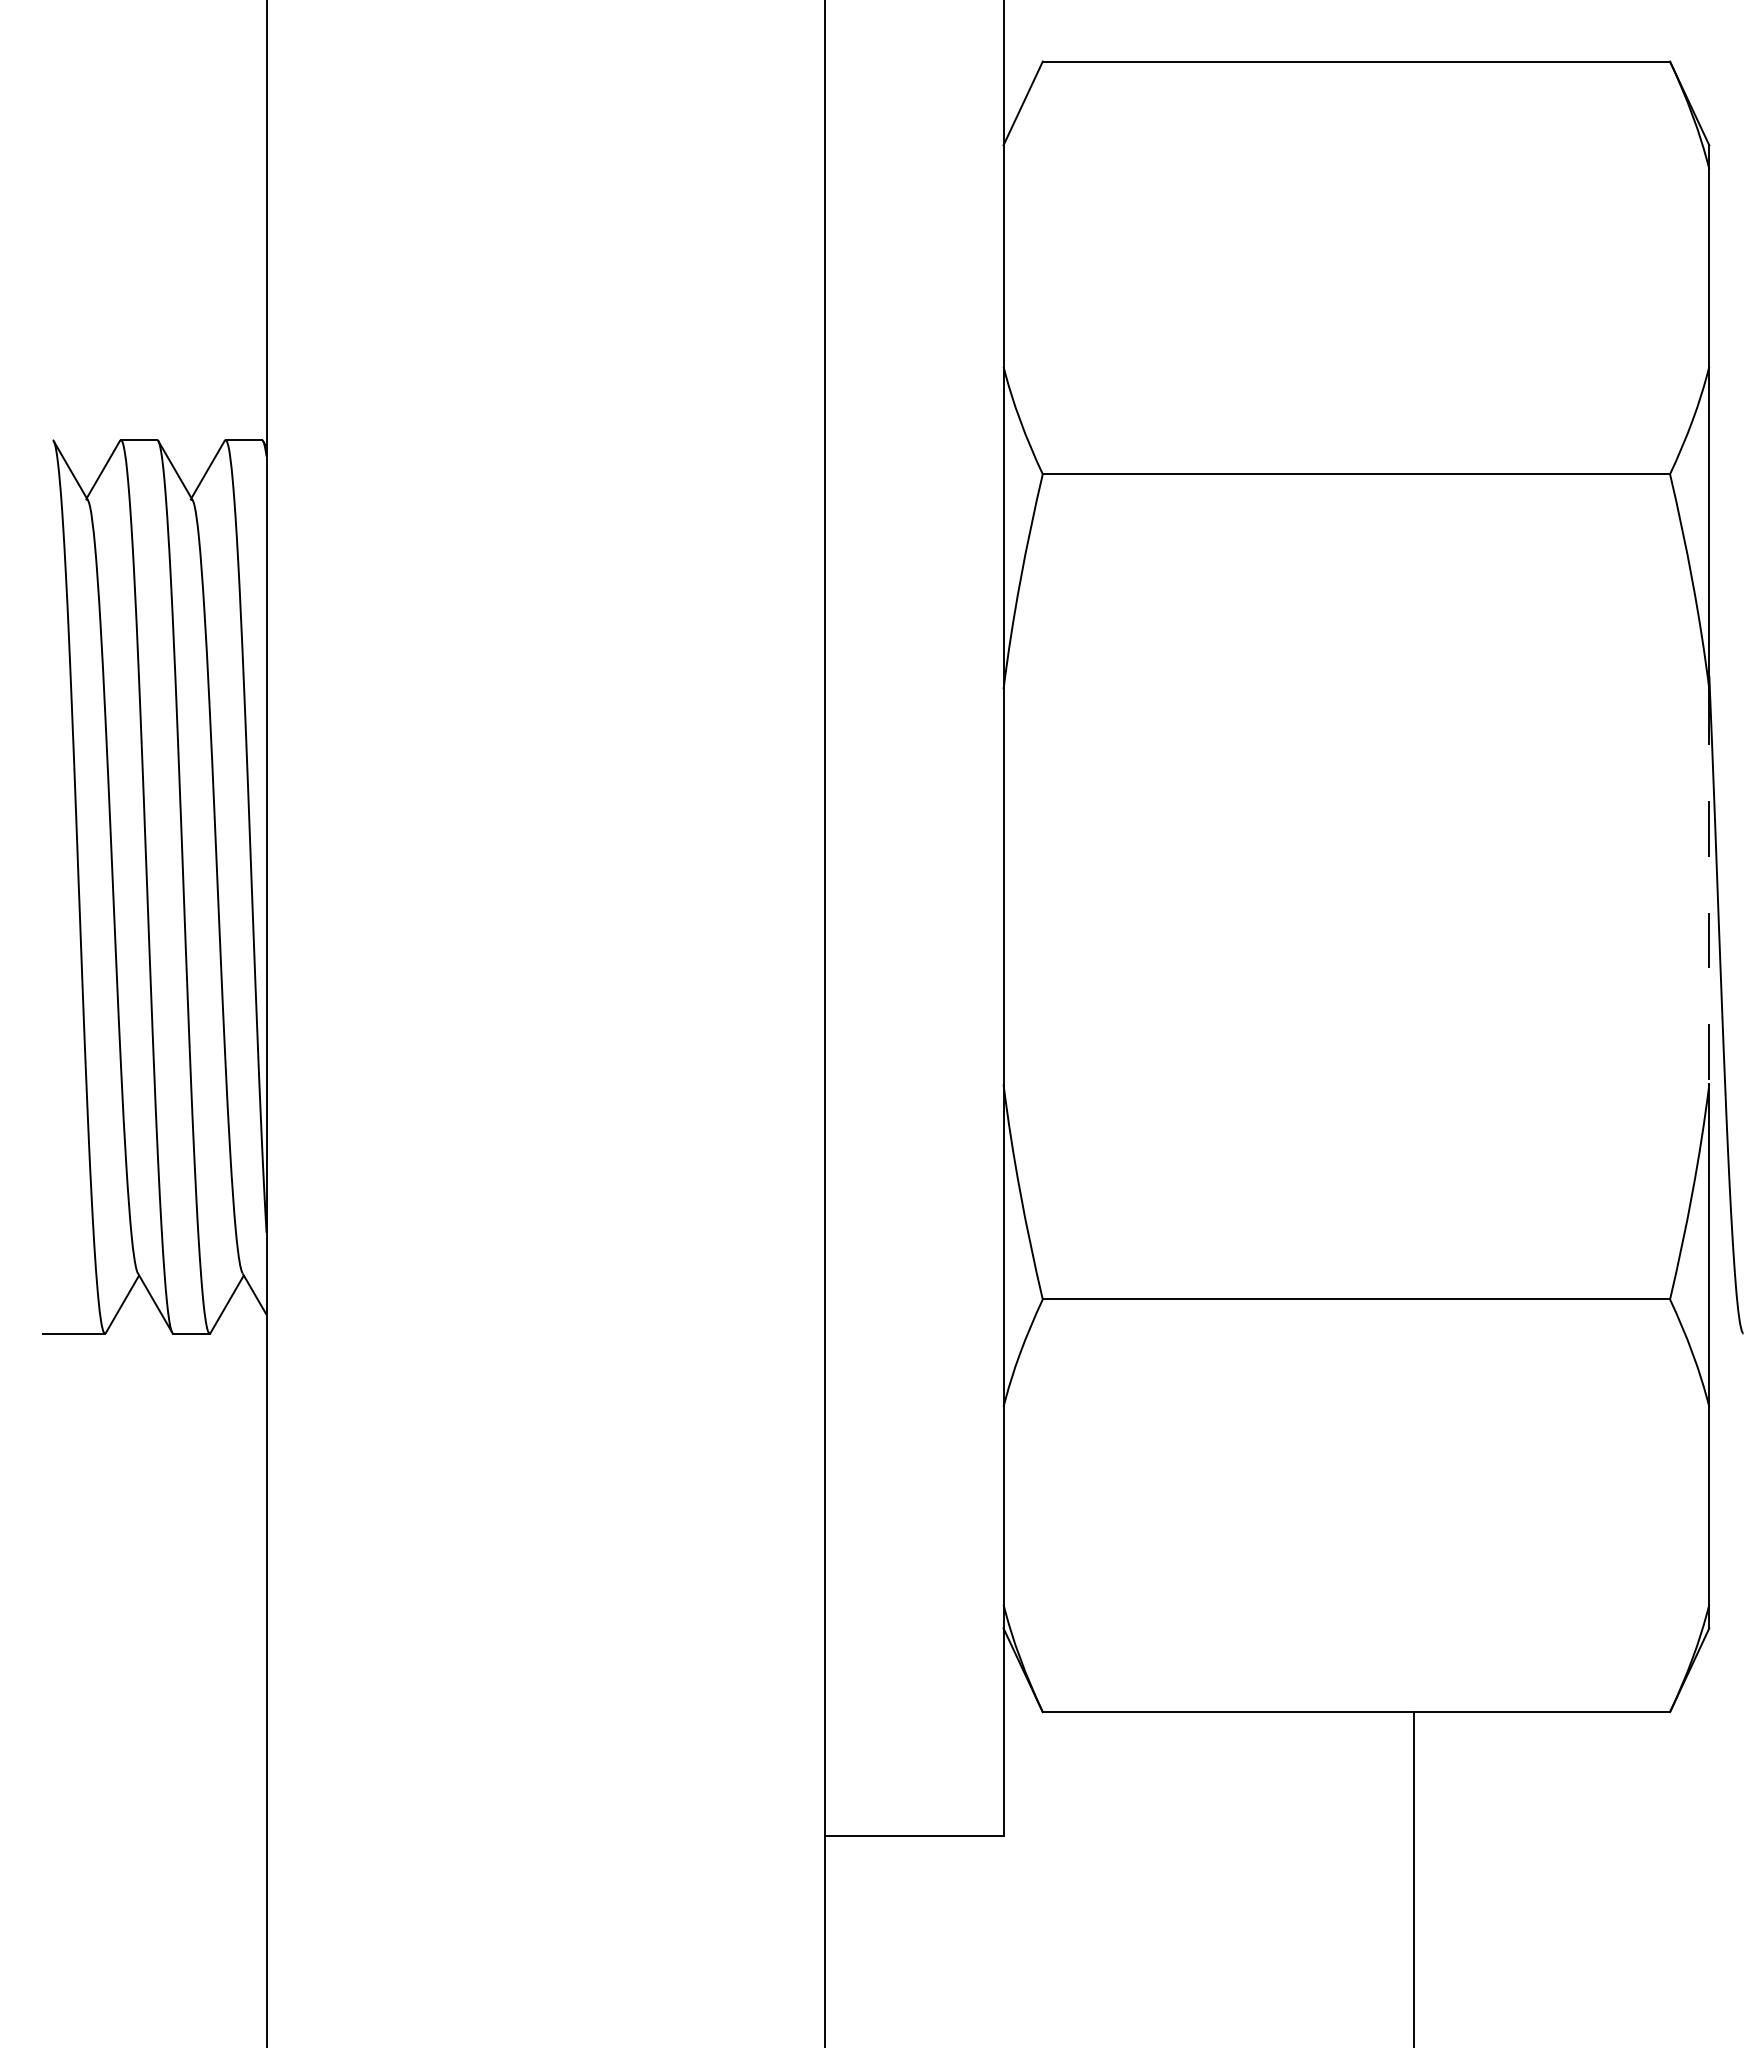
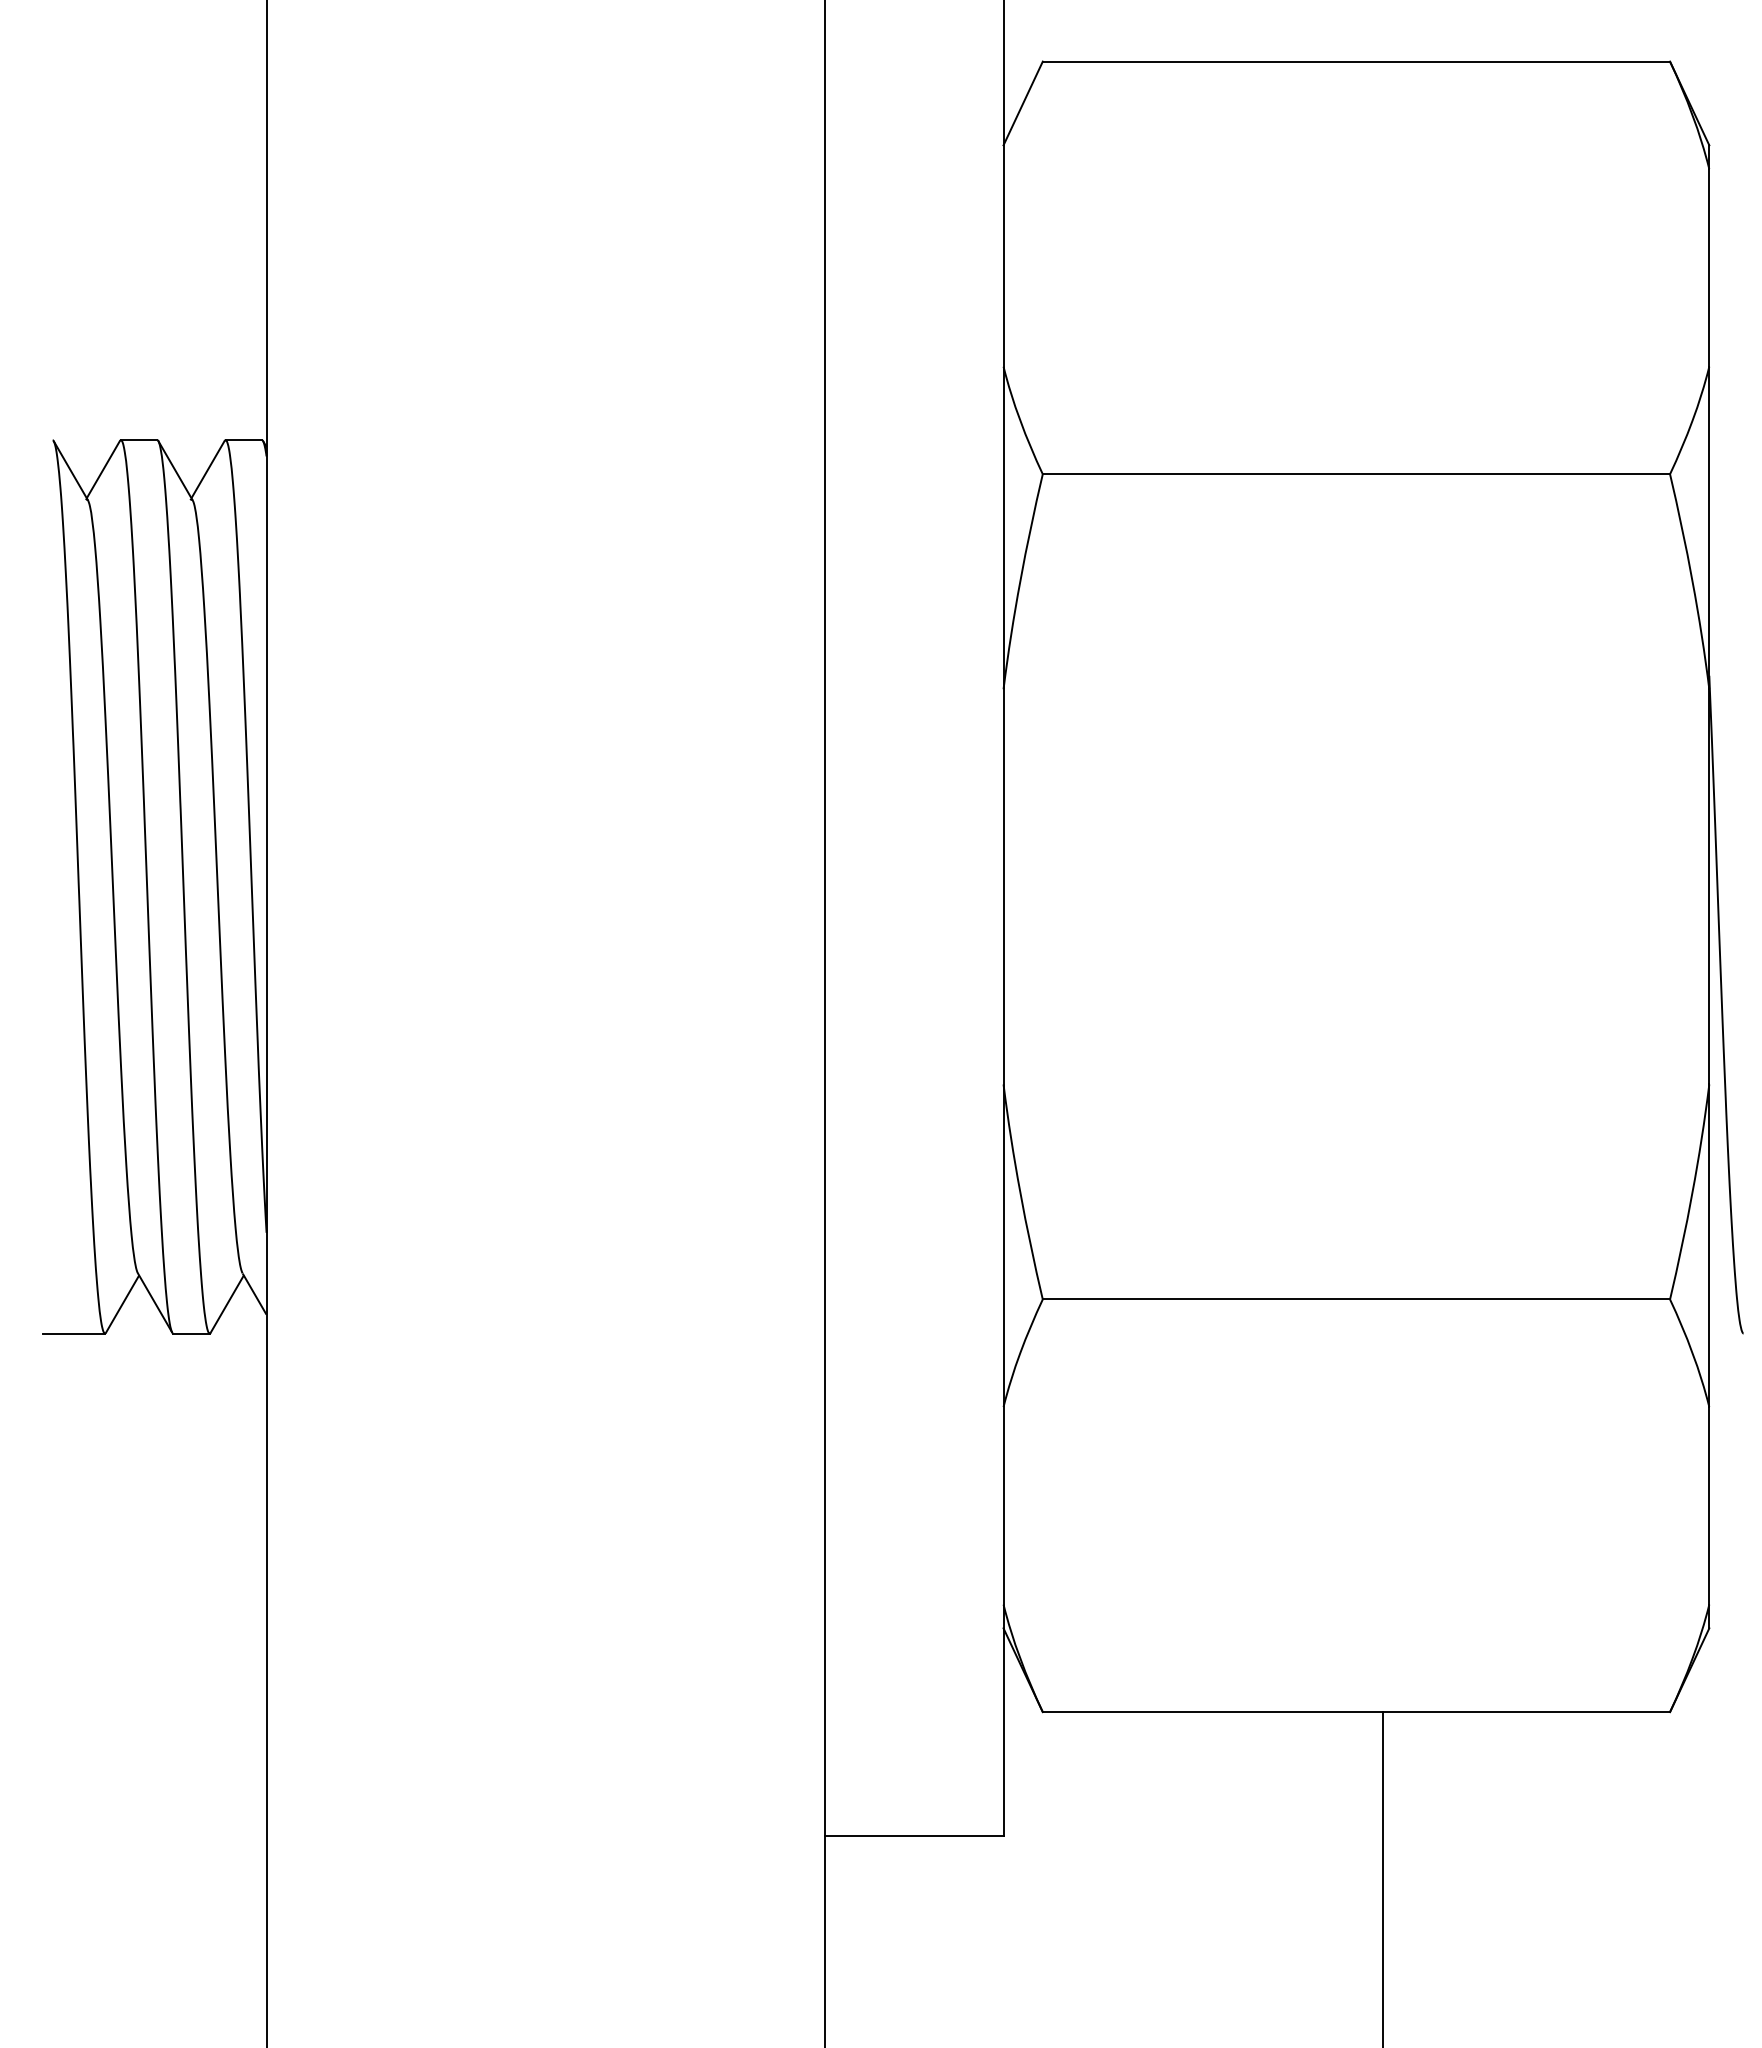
line: dashed -> solid (1709, 886)
line position: (1414, 1878) -> (1383, 1878) (1383, 1878)
